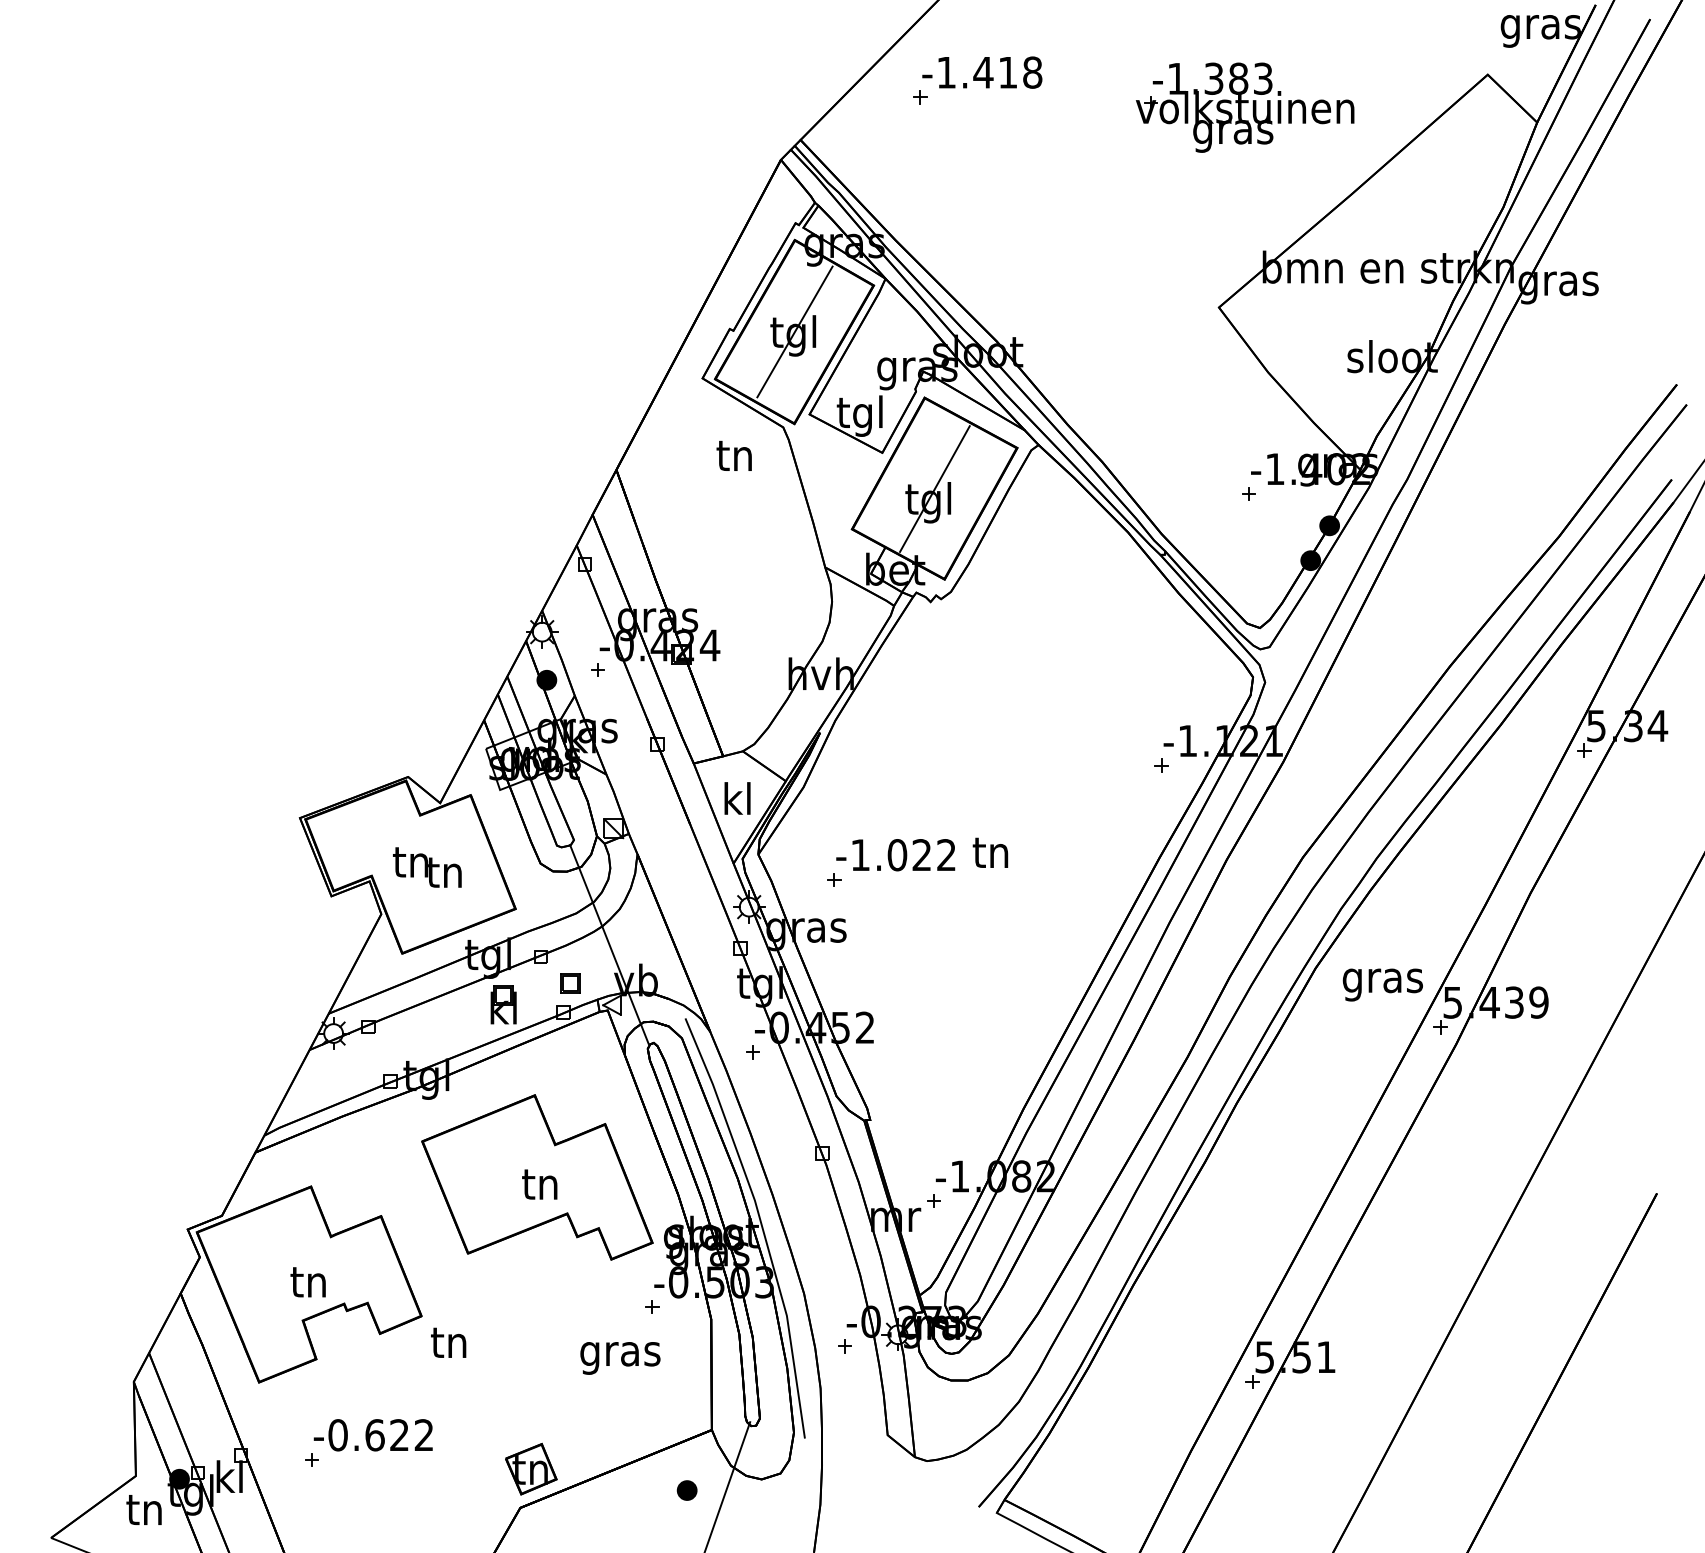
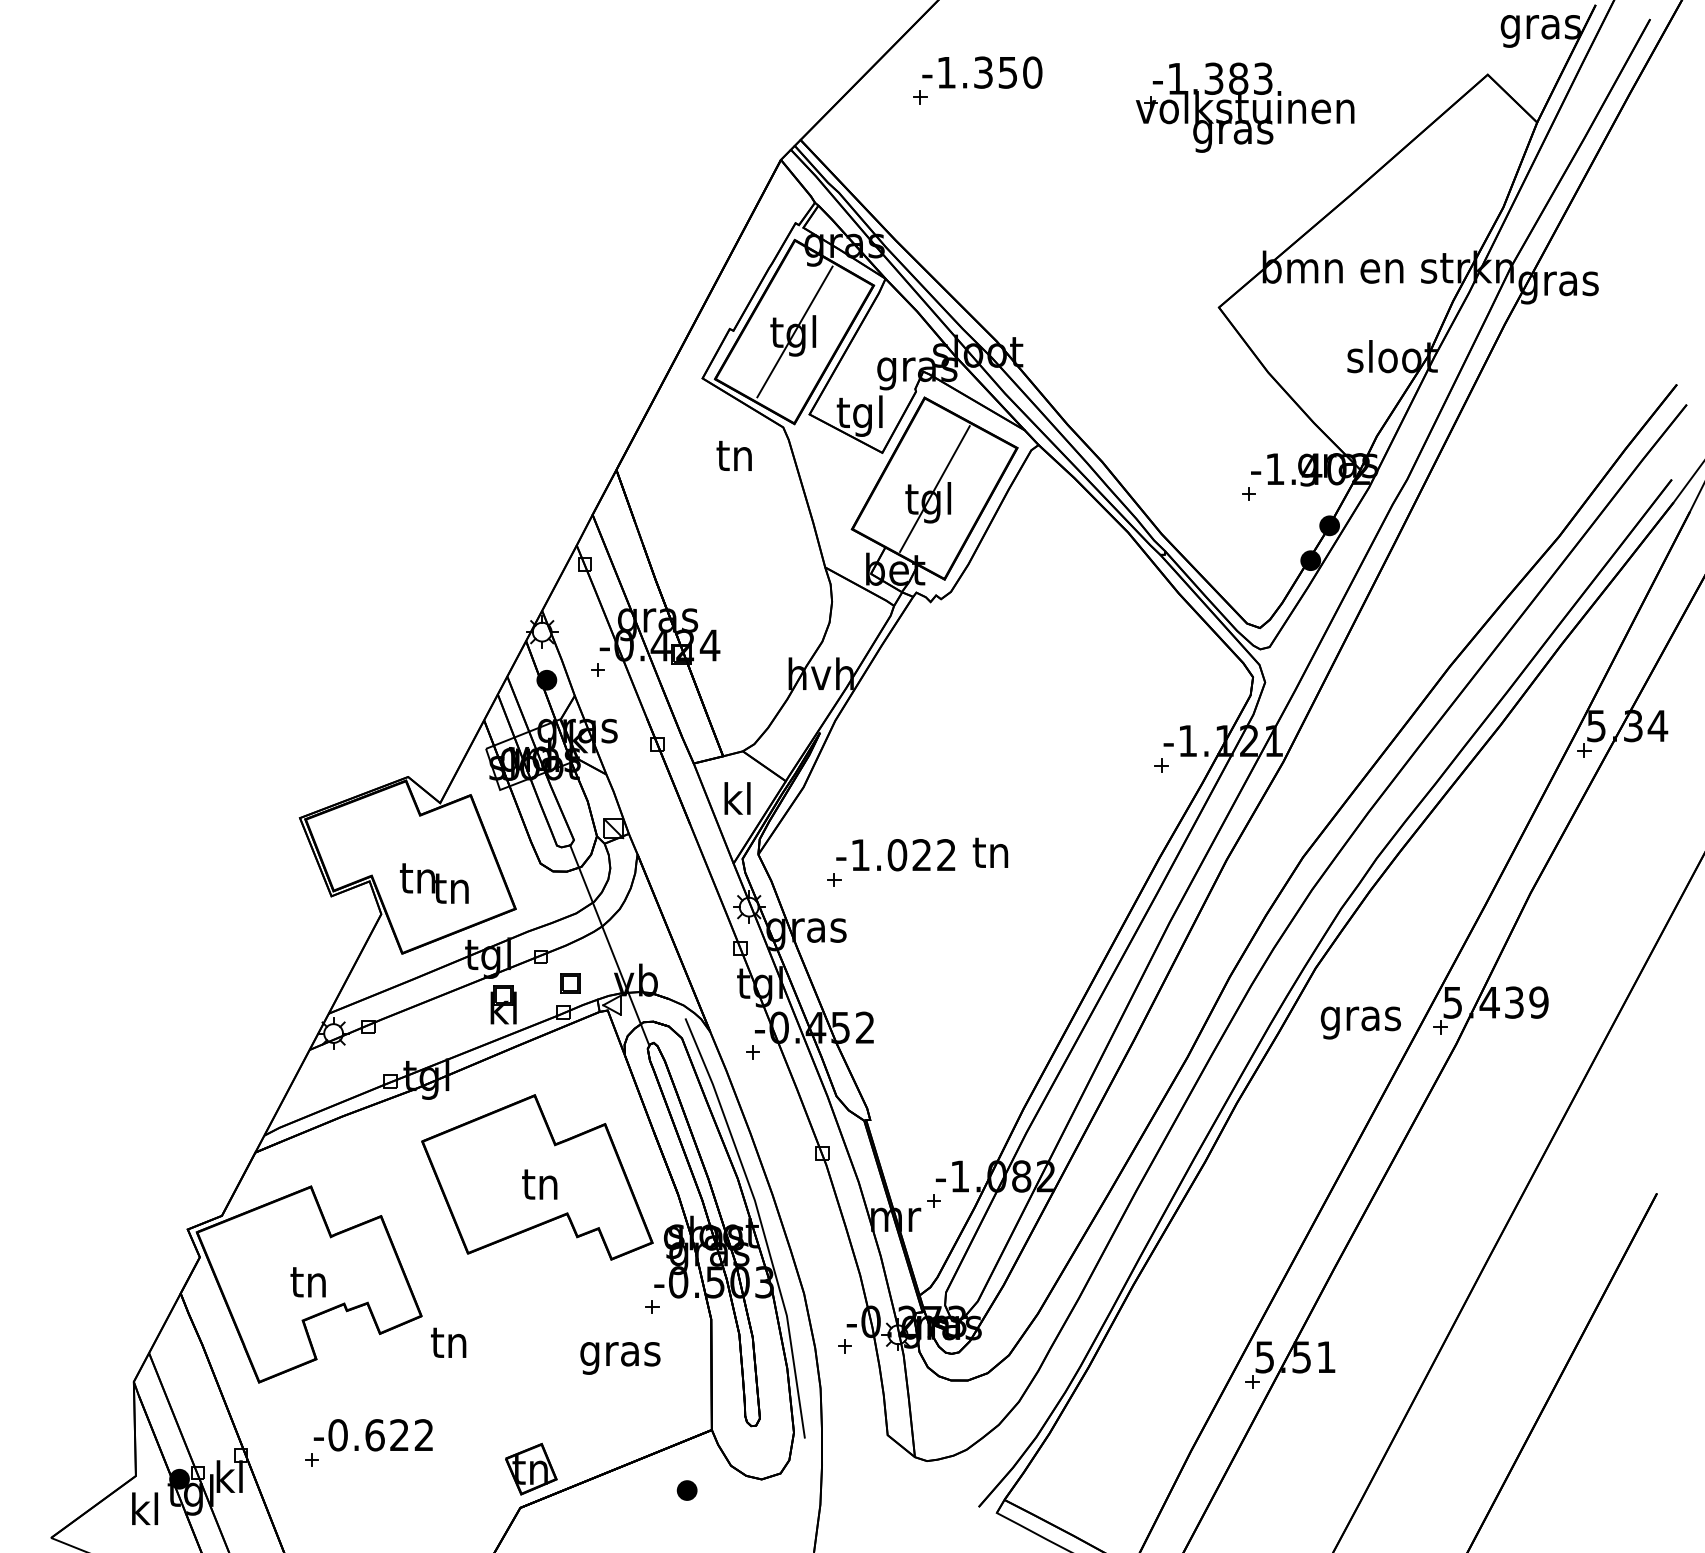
text: -1.418 -> -1.350 (1007, 72)
text position: (427, 867) -> (434, 883) (434, 883)
text position: (1382, 984) -> (1360, 1022) (1360, 1022)
line: present -> none (727, 1485)
text: tn -> kl (143, 1508)
